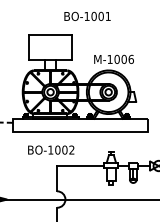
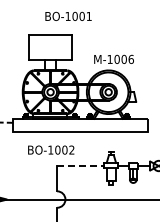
text position: (87, 15) -> (68, 15) (68, 15)
line: solid -> dashed (80, 165)
